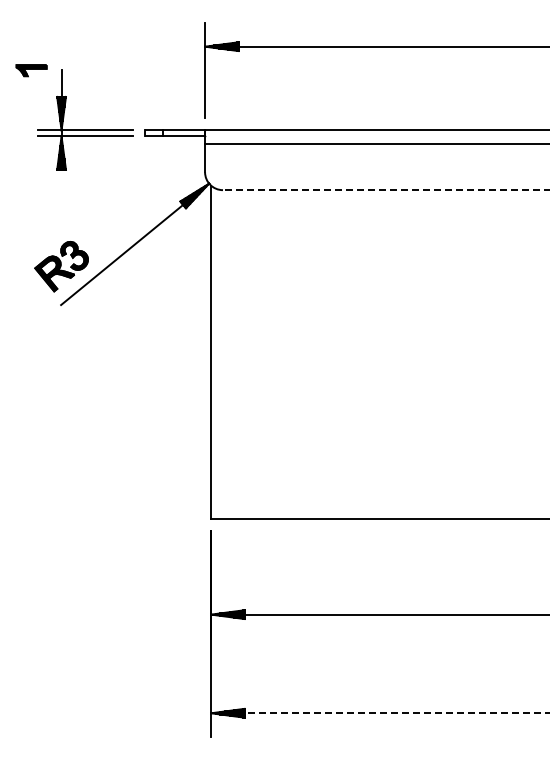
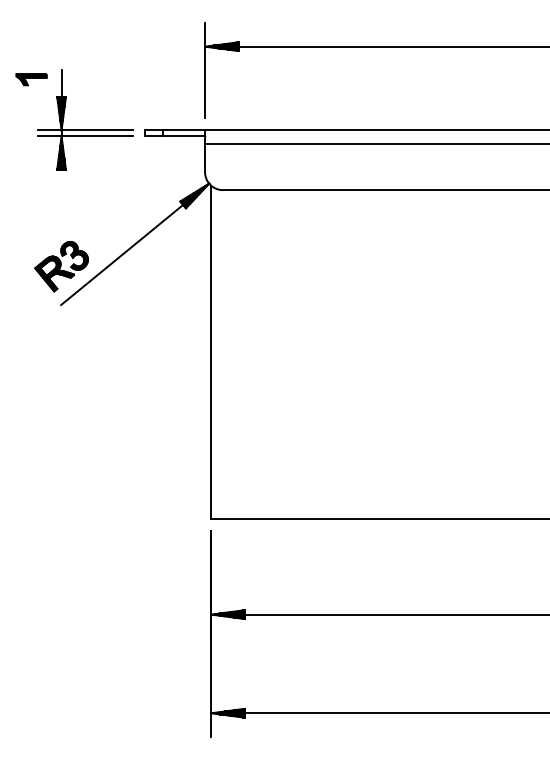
part position: (31, 70) -> (31, 79) (31, 79)
line: dashed -> solid (385, 190)
line: dashed -> solid (380, 713)
